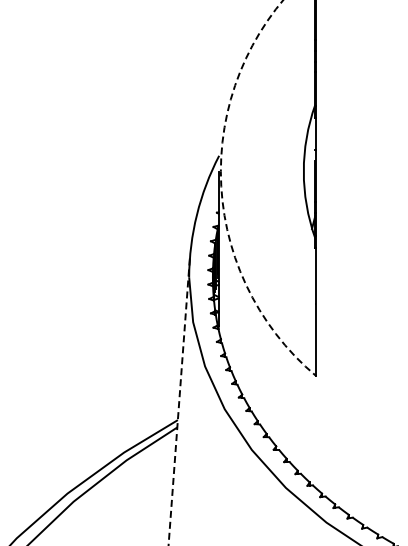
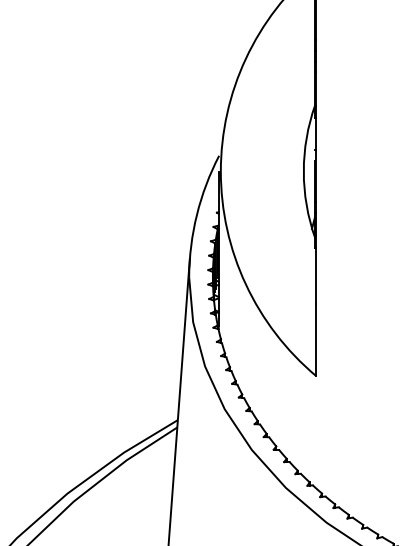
arc: dashed -> solid (221, 195)
line: dashed -> solid (179, 401)
